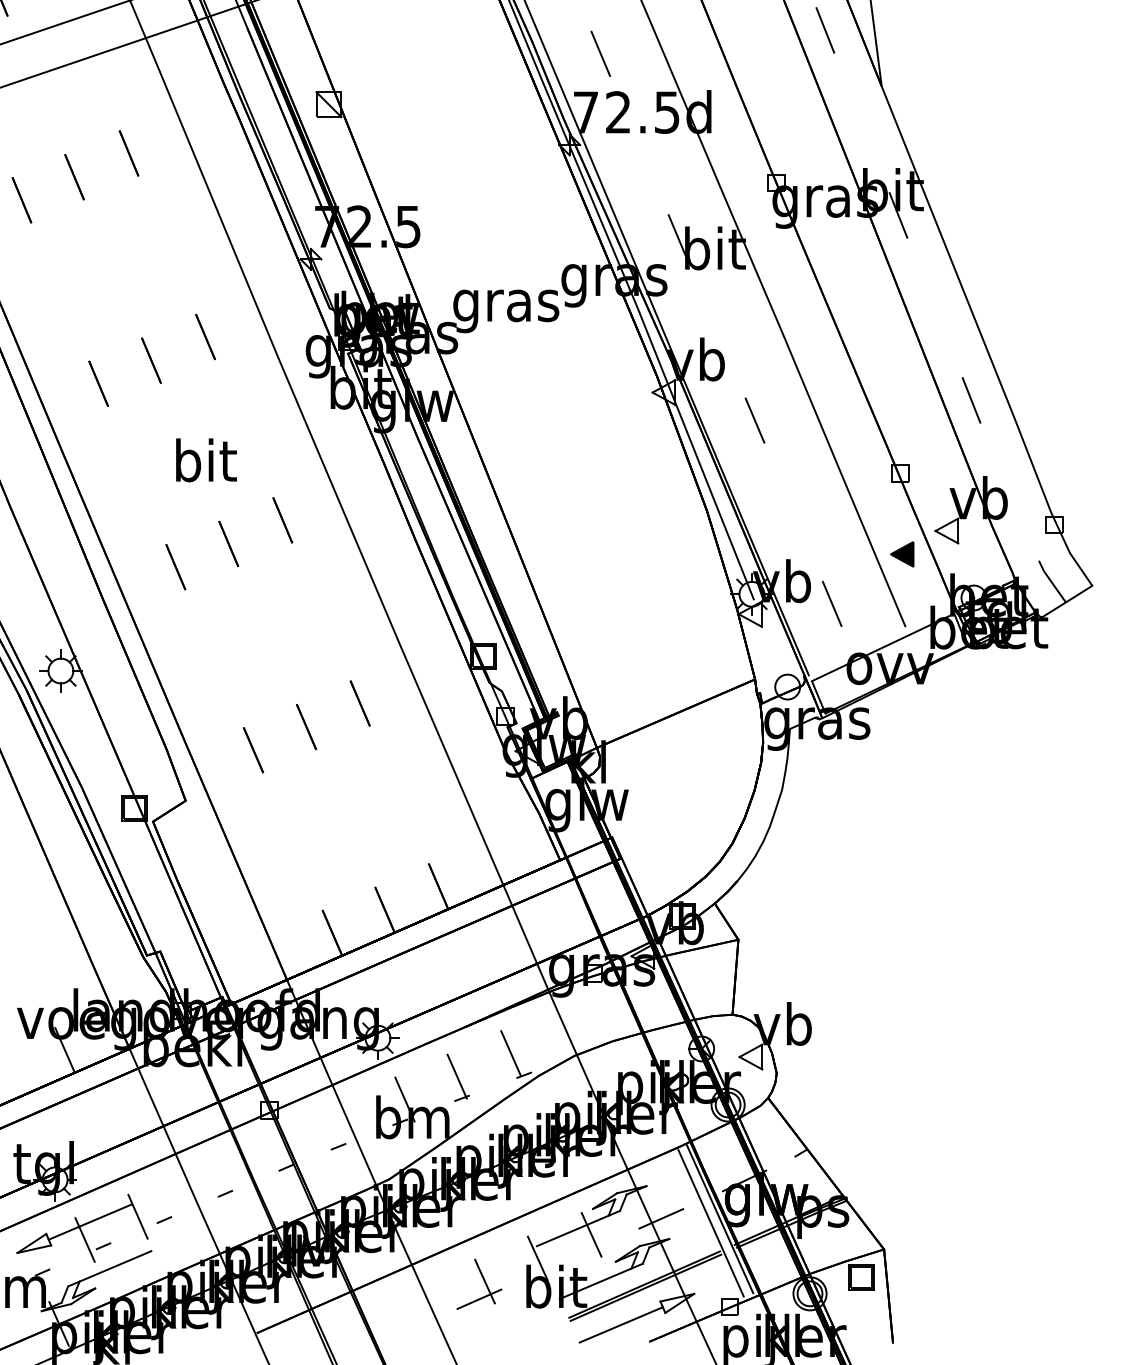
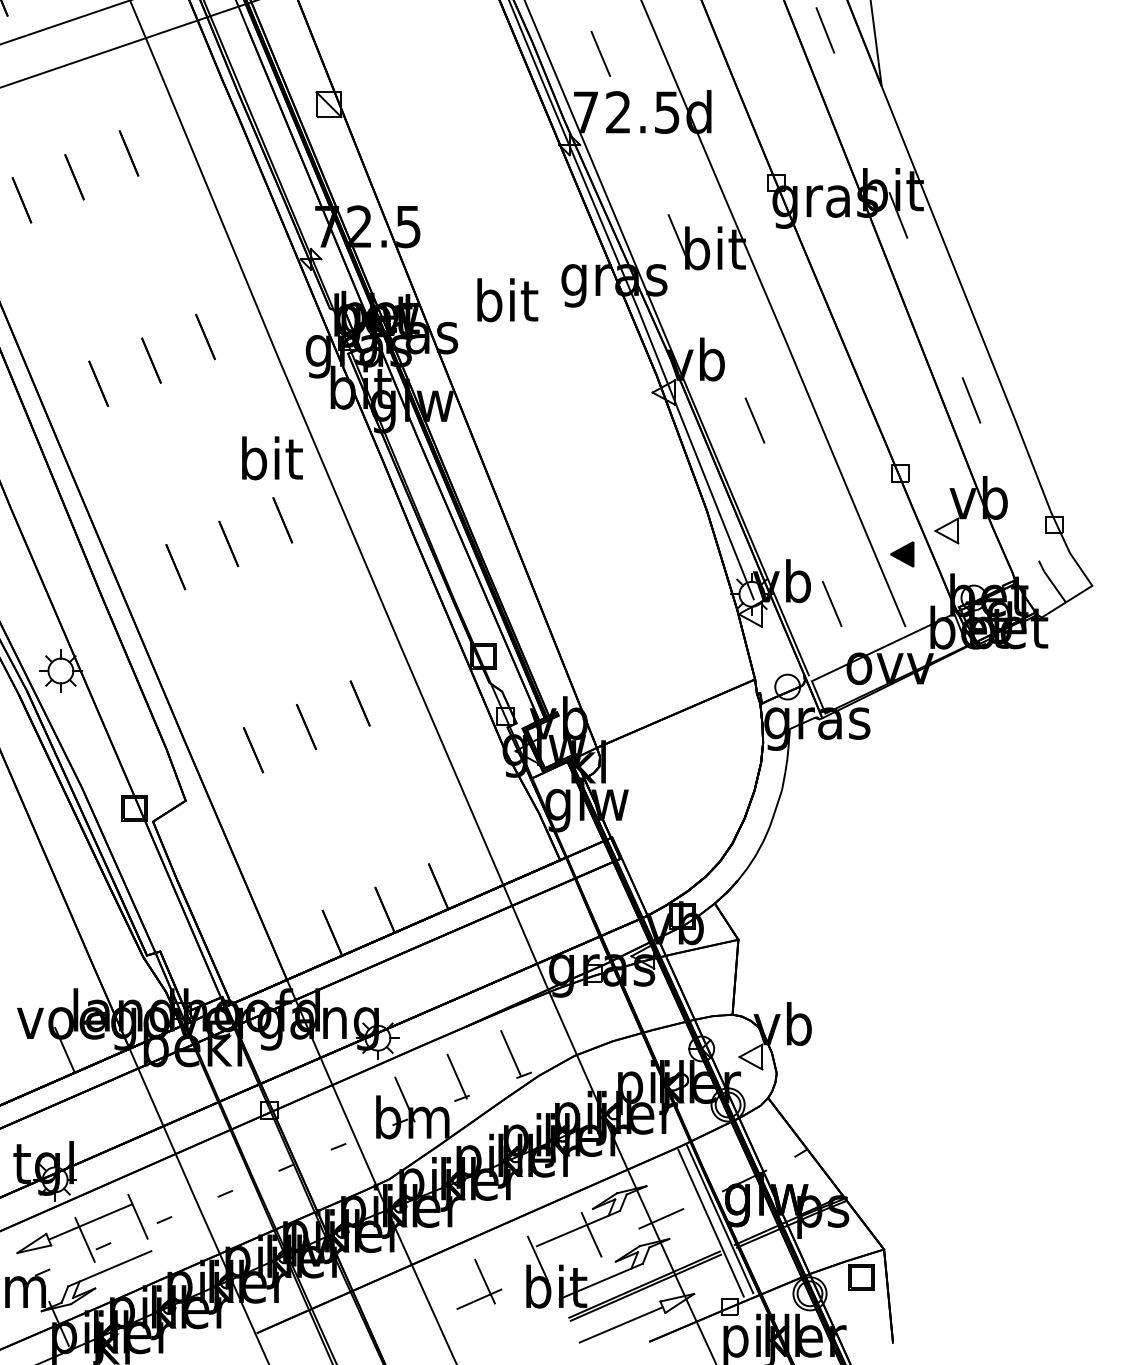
text: gras -> bit (506, 305)
text position: (206, 460) -> (272, 458) (272, 458)
